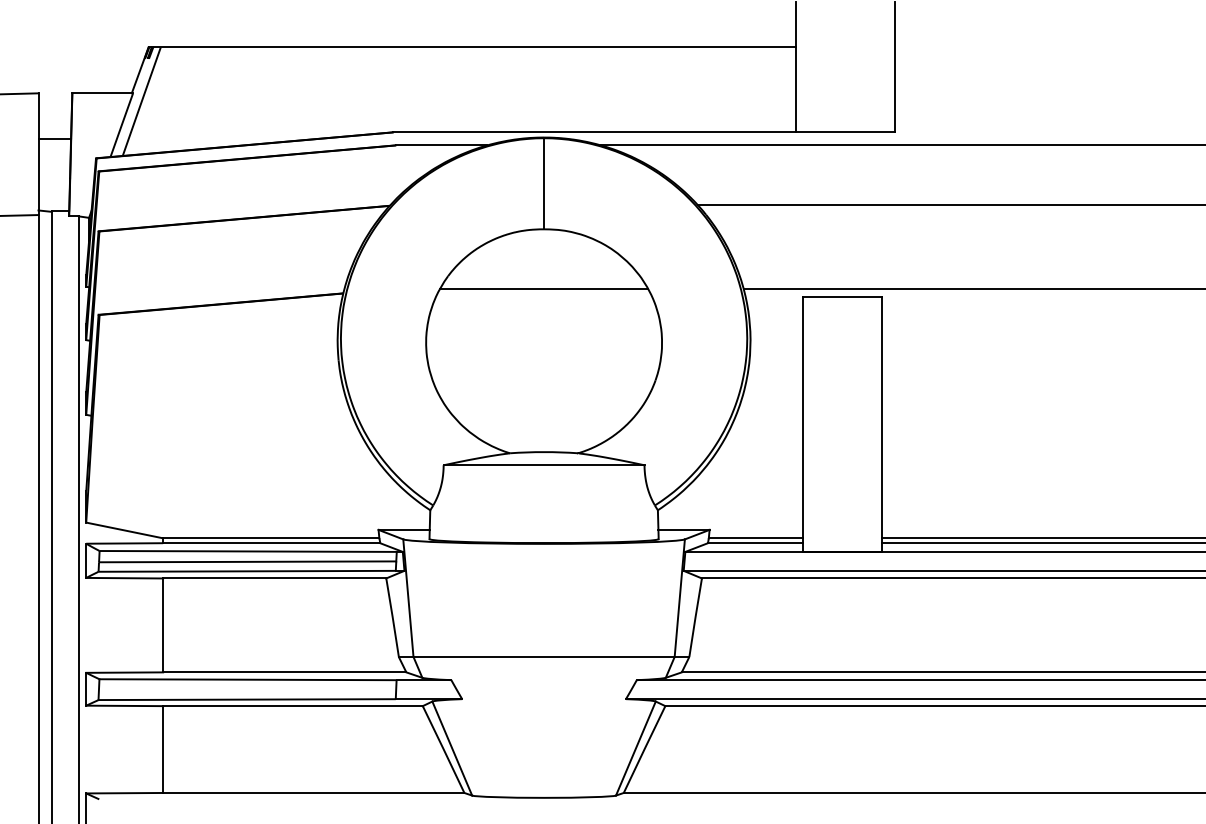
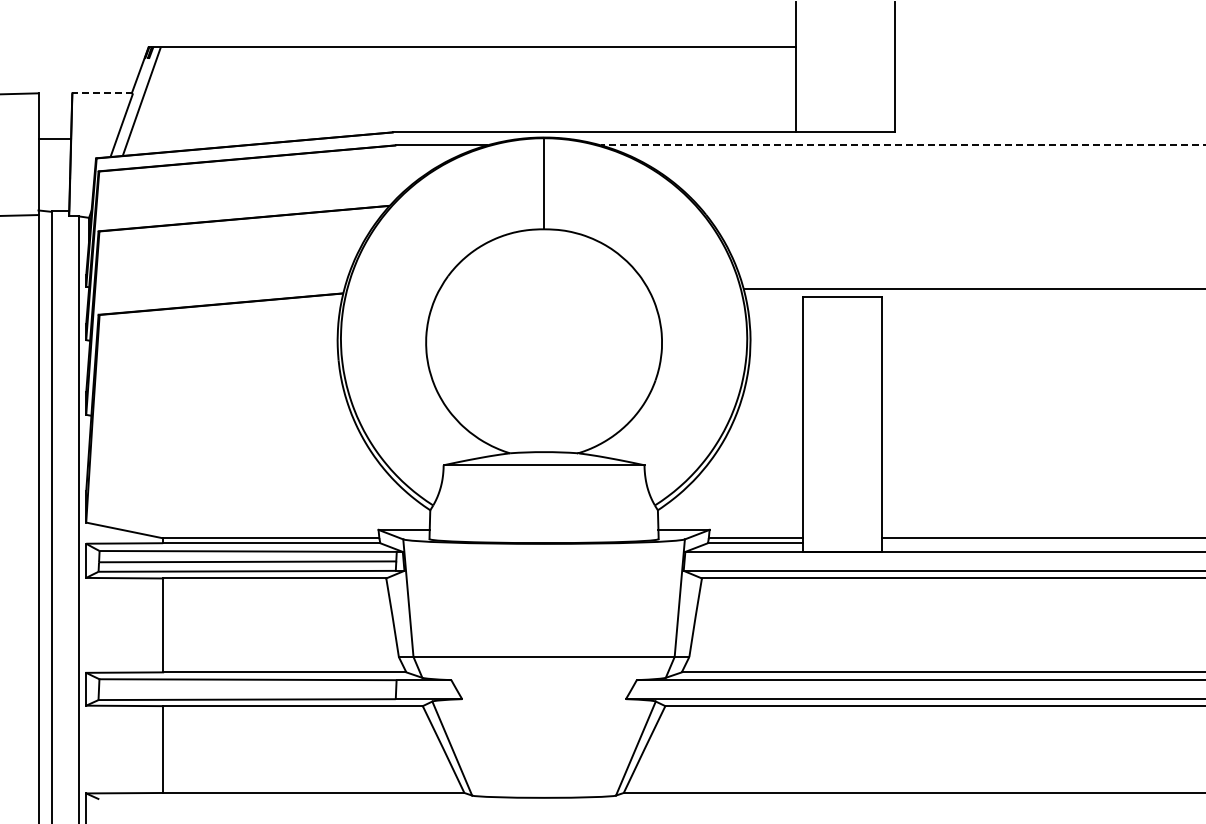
line: solid -> dashed (102, 93)
line: solid -> dashed (902, 145)
line: present -> none (950, 205)
line: present -> none (544, 288)
line: present -> none (1041, 543)
